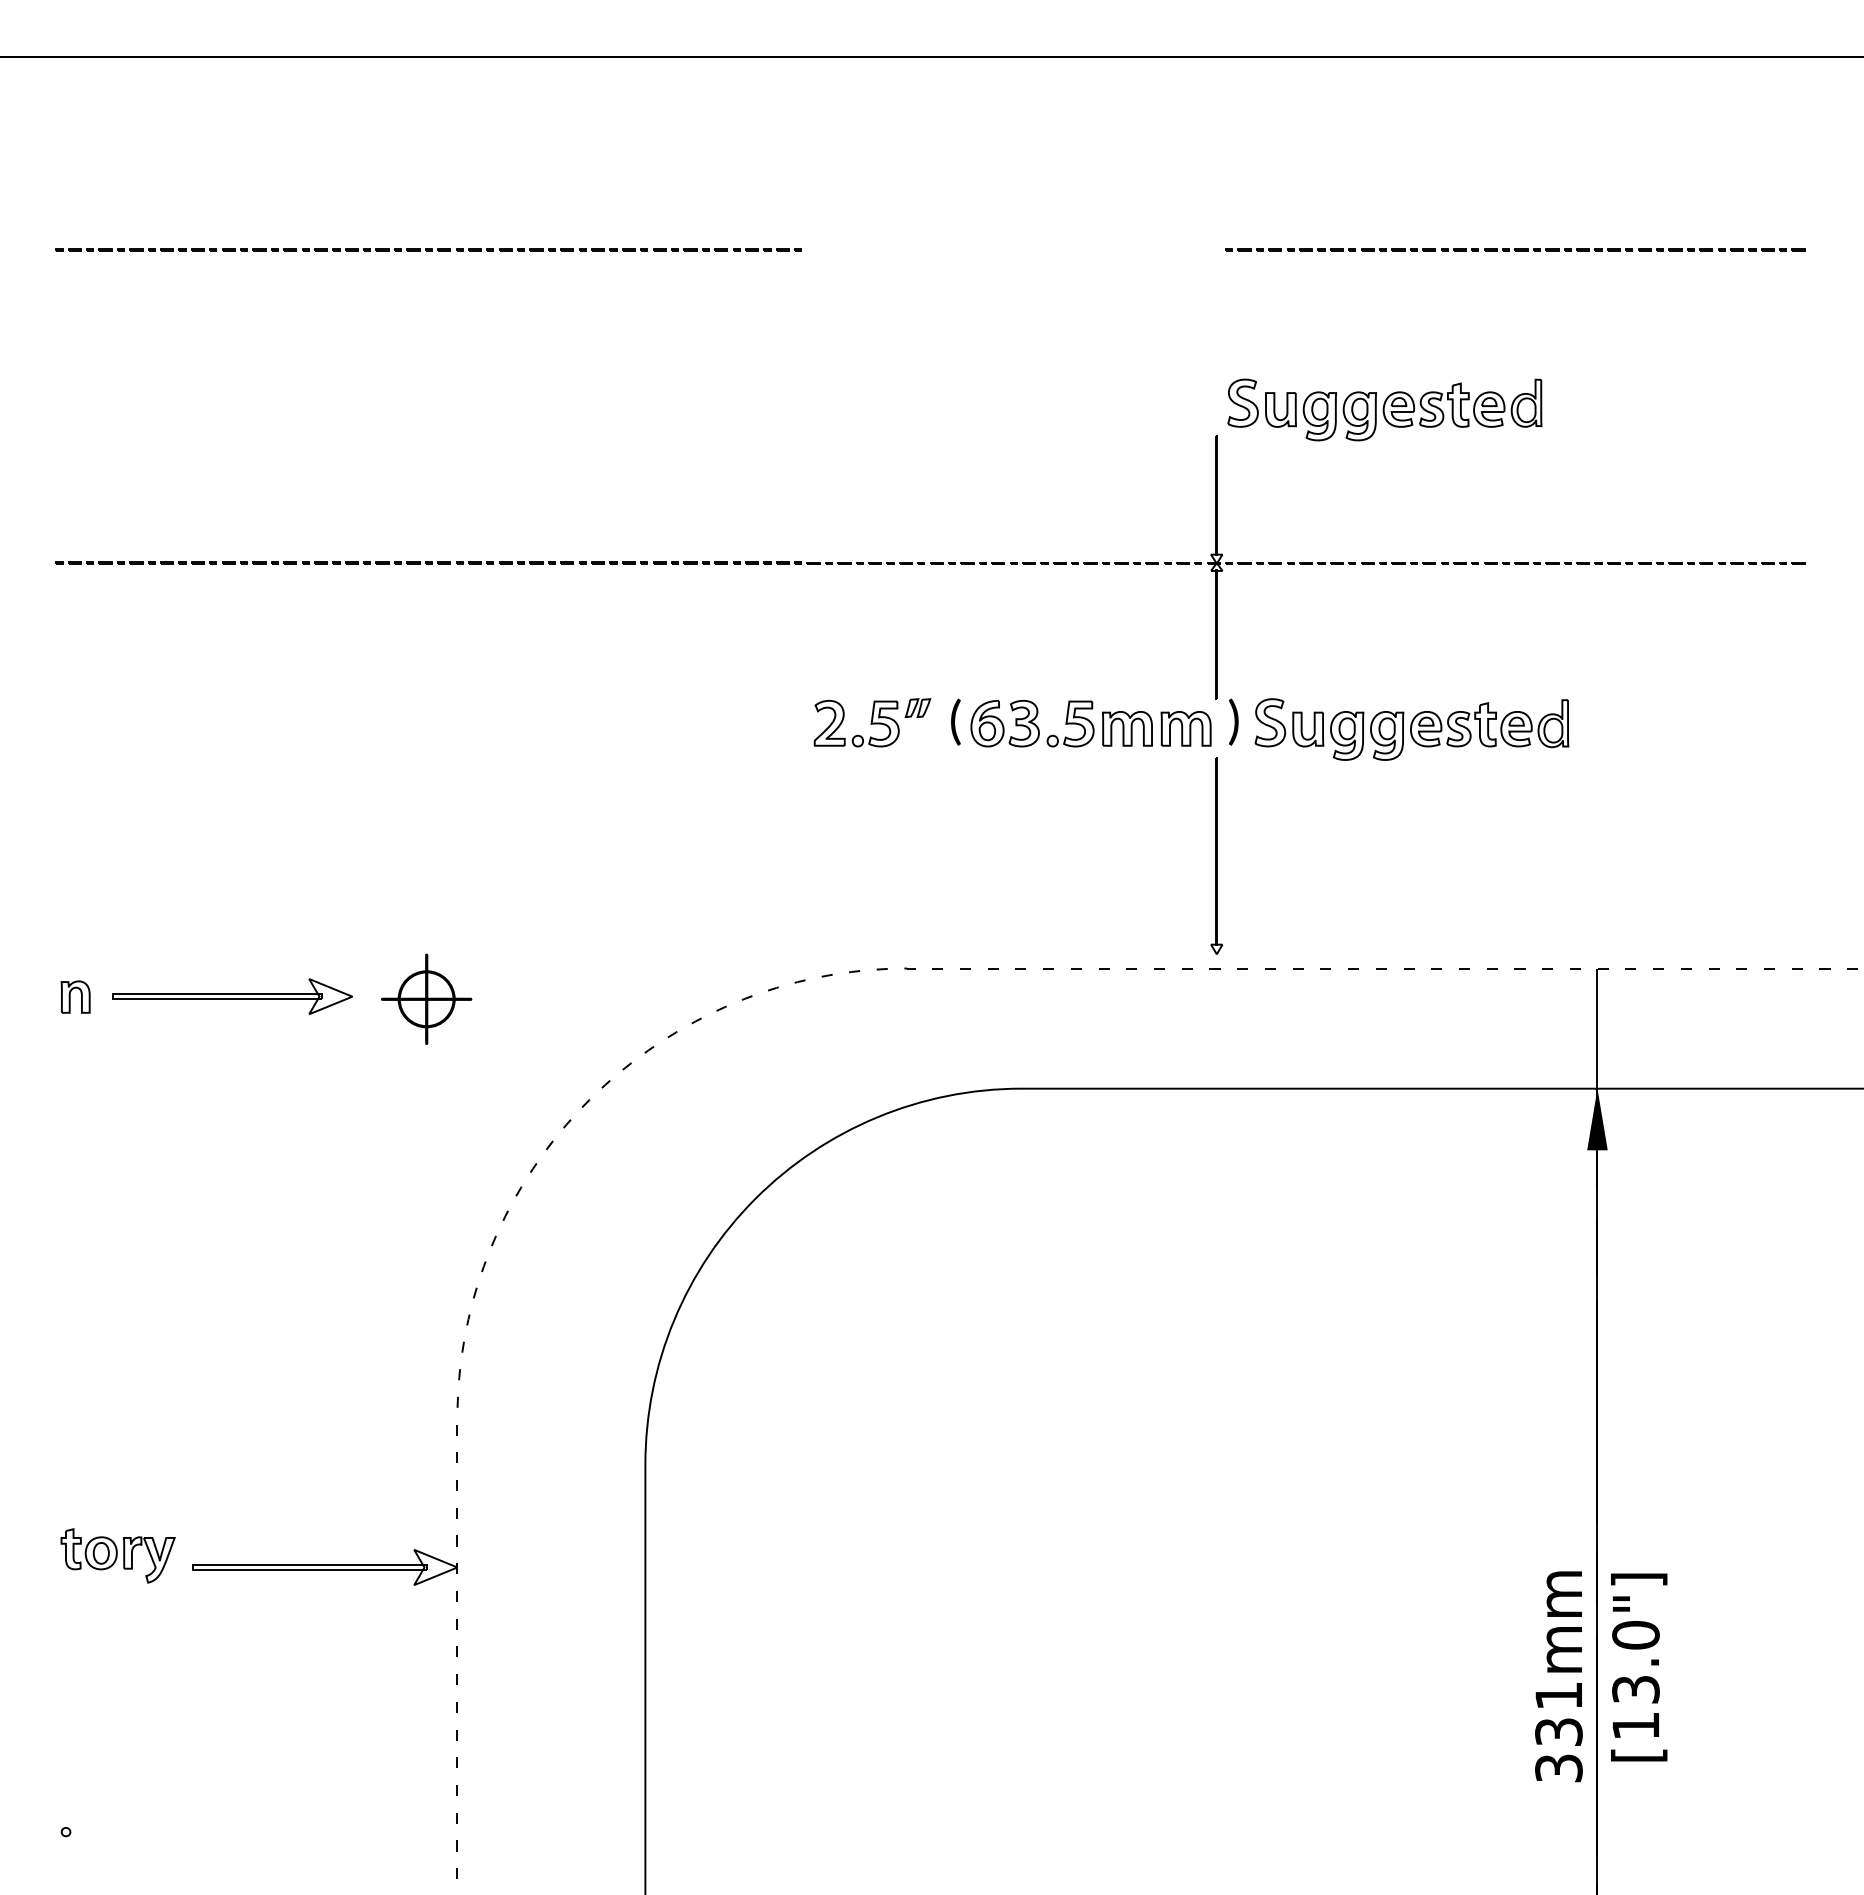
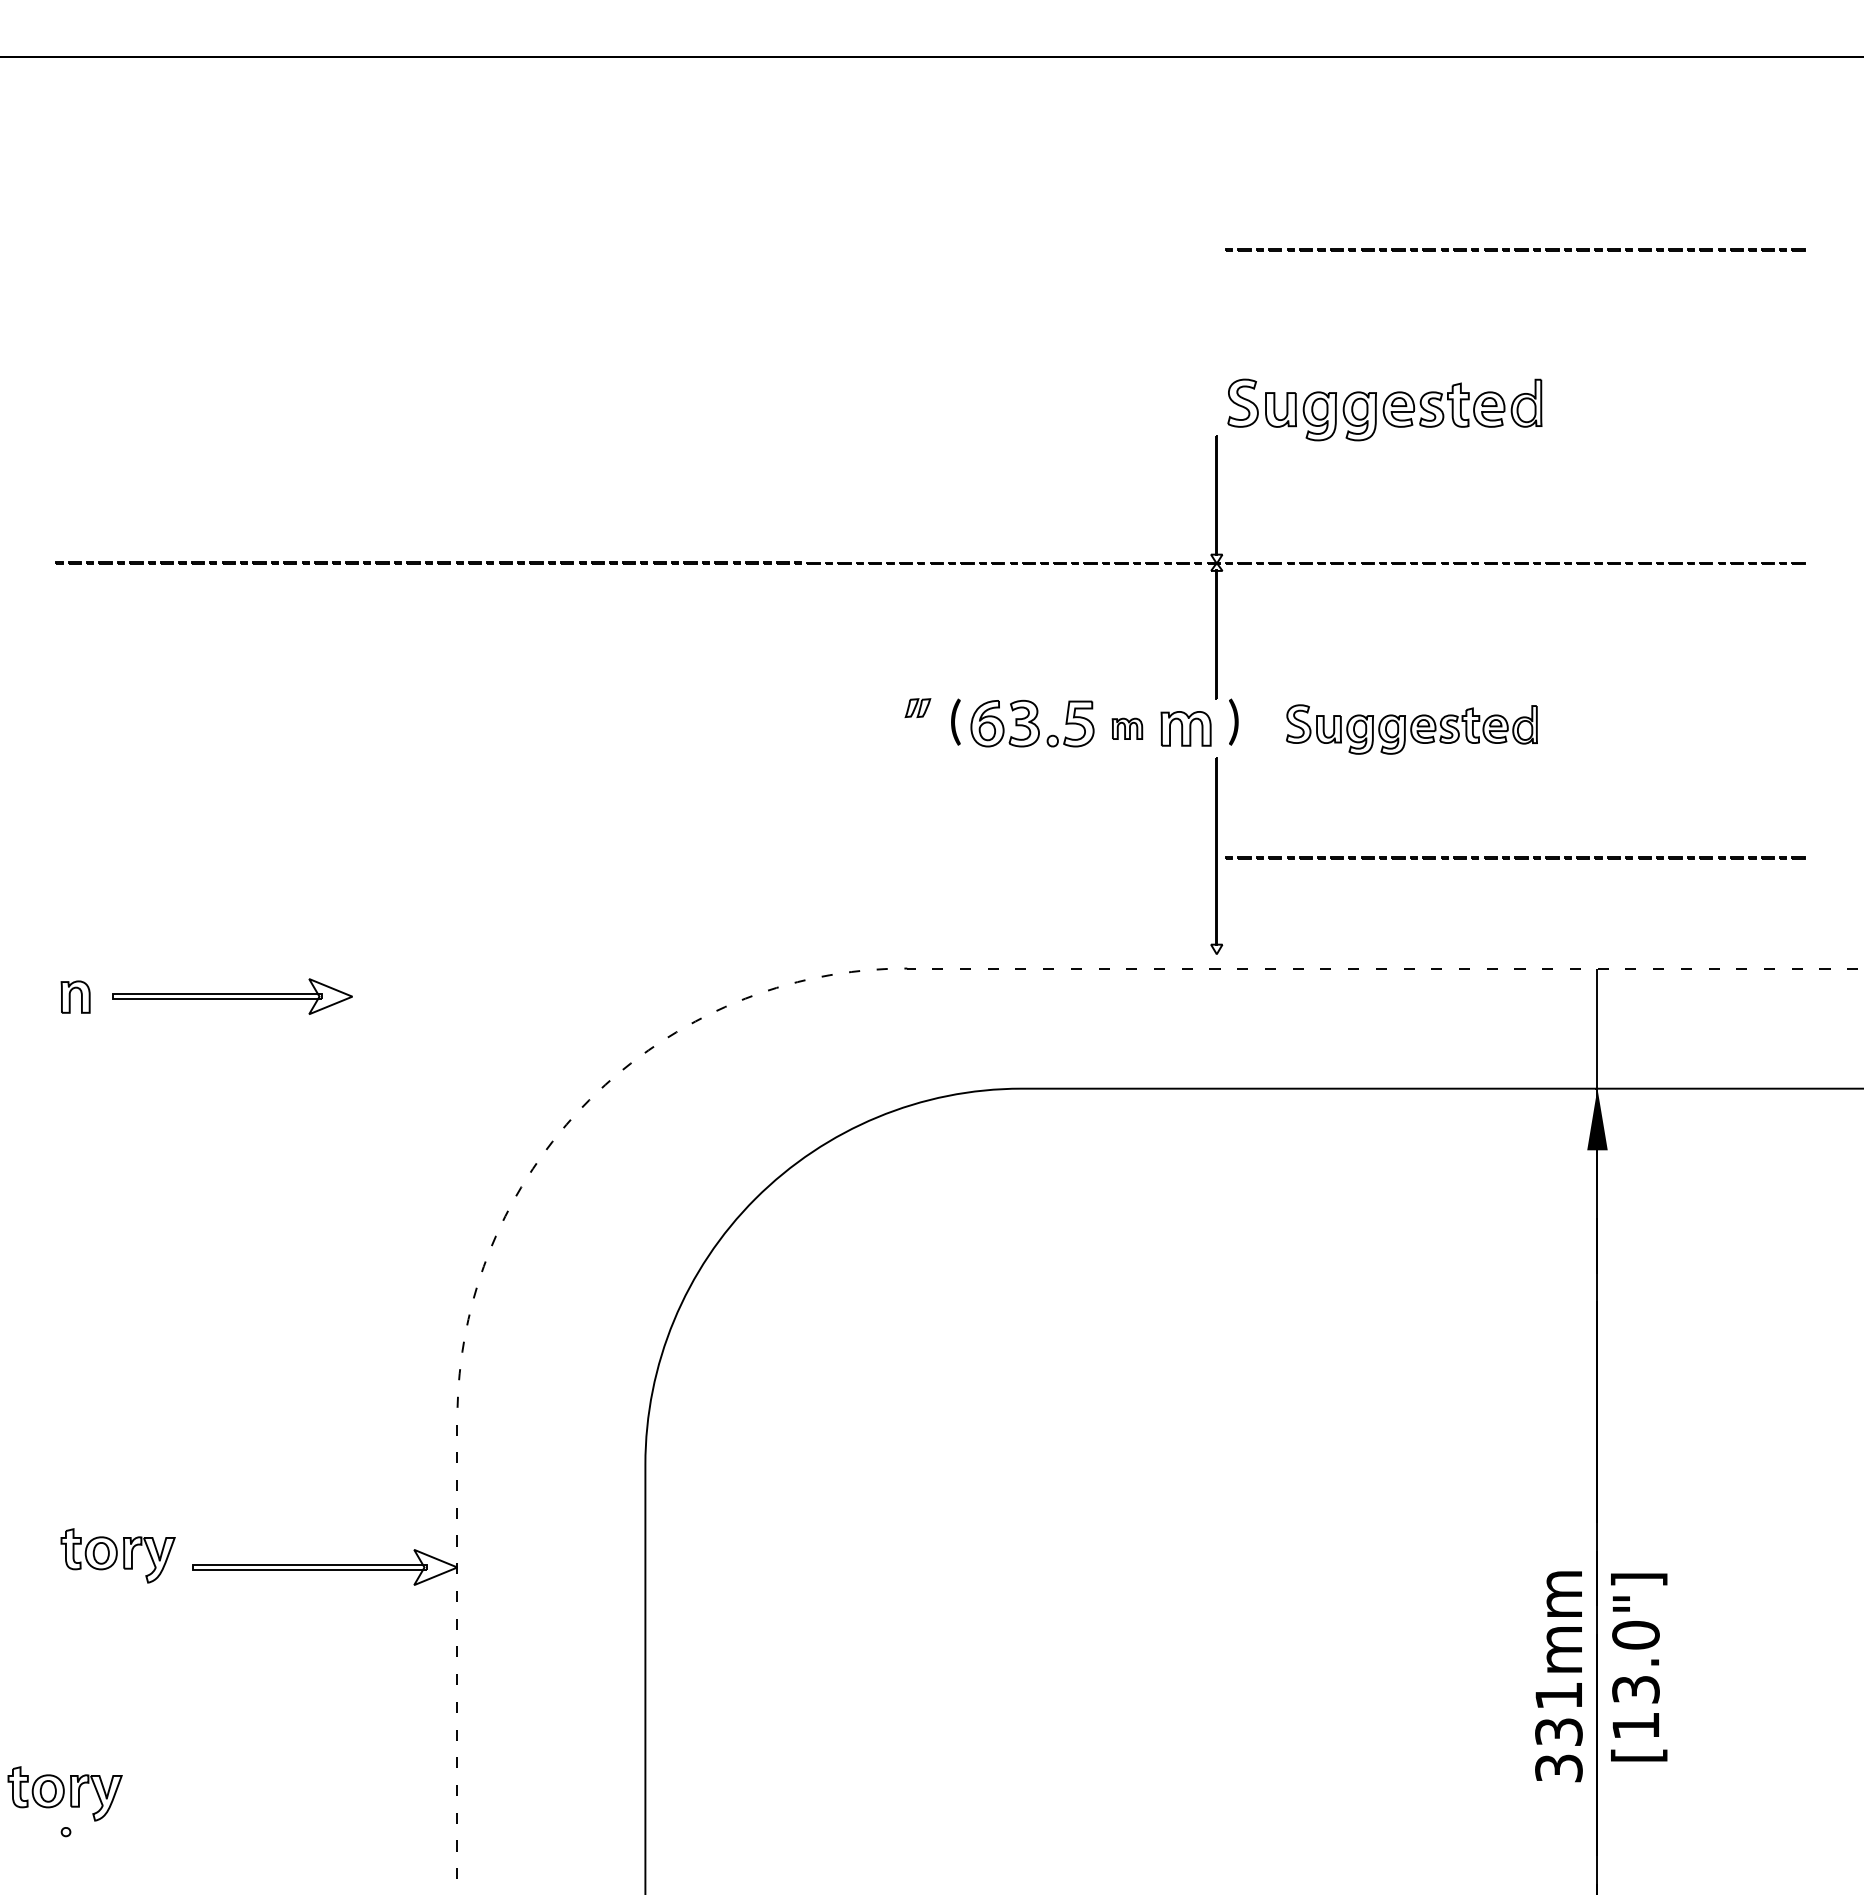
line: present -> none (428, 249)
part size: 51x36 px -> 33x23 px (1127, 728)
part size: 316x63 px -> 252x51 px (1411, 729)
part: present -> none (857, 734)
line: none -> present (1515, 857)
part: present -> none (426, 998)
part: none -> present (64, 1793)
